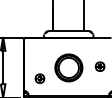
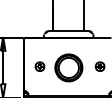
part position: (39, 78) -> (39, 66) (39, 66)
